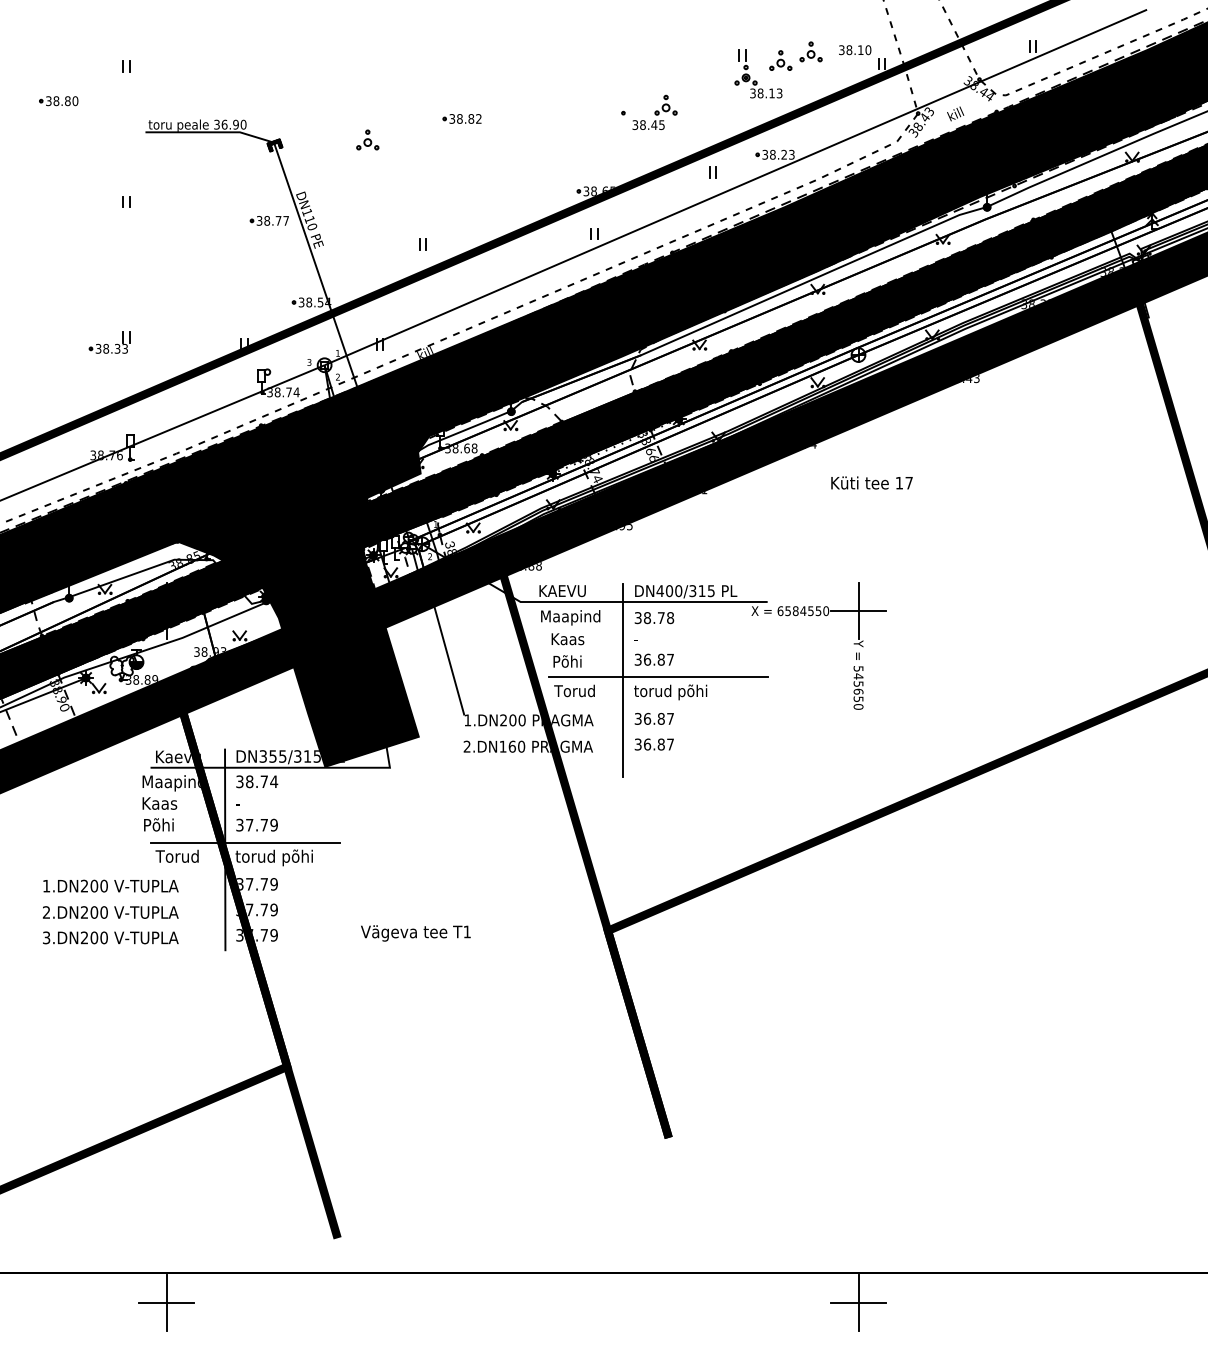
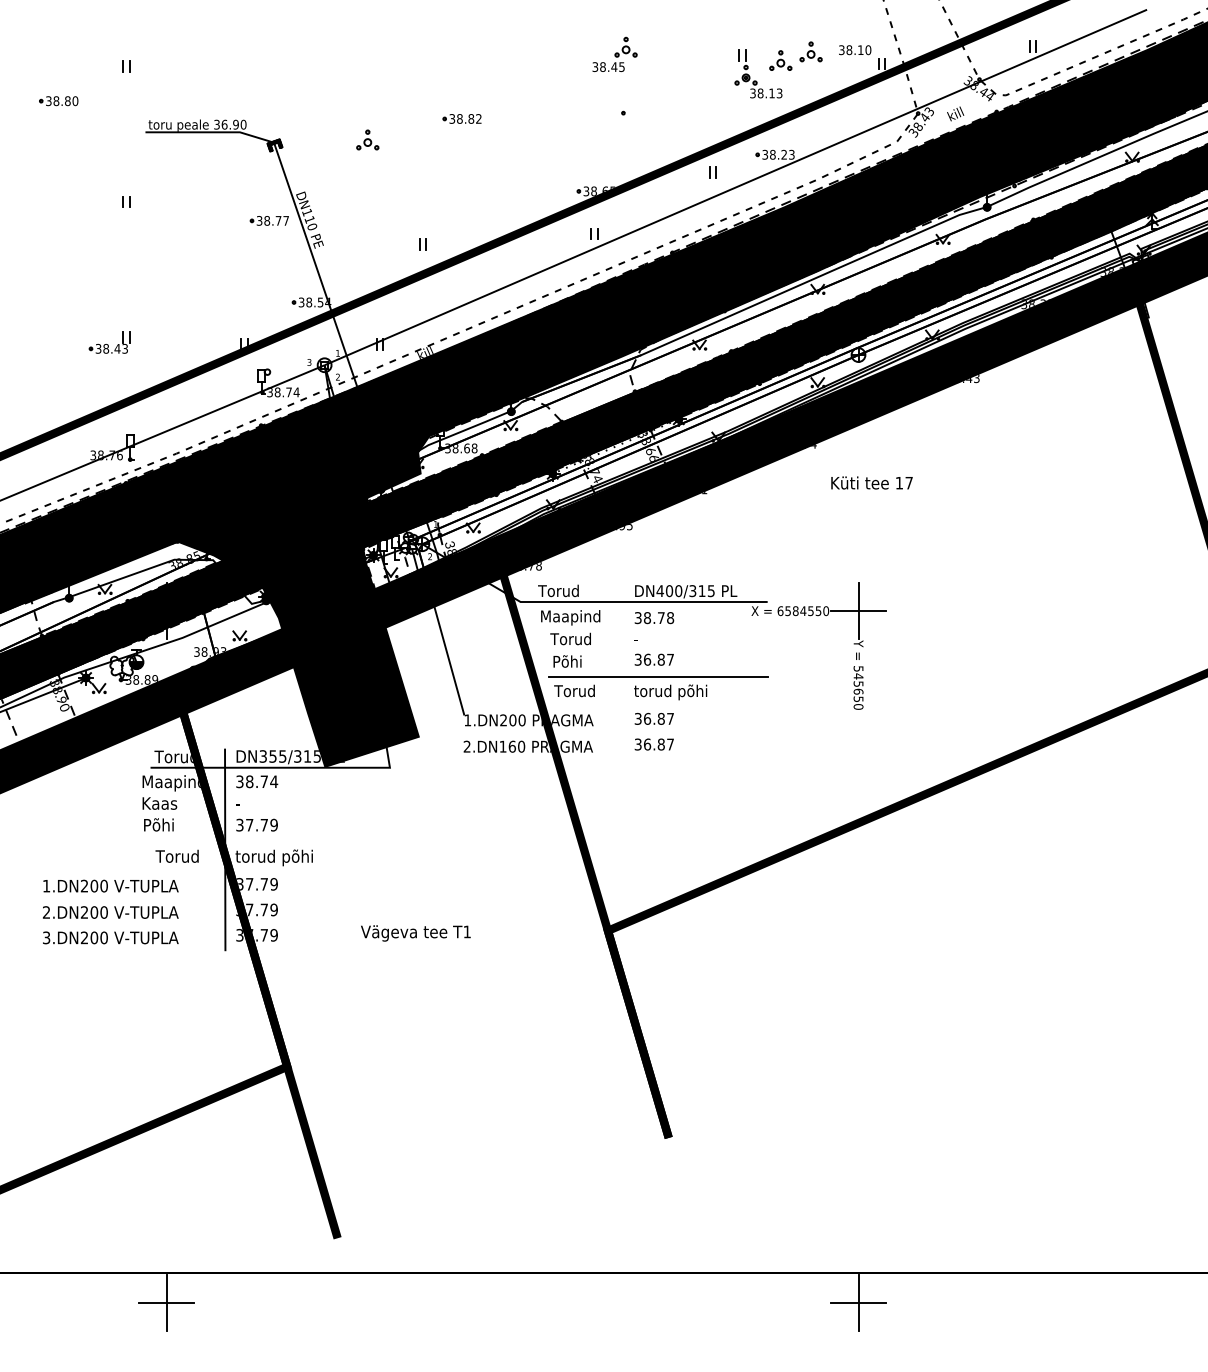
part position: (654, 112) -> (614, 54) (614, 54)
text: 38.33 -> 38.43 (117, 348)
text: 38.88 -> 38.78 (531, 567)
text: KAEVU -> Torud (561, 590)
text: Kaas -> Torud (570, 638)
line: present -> none (622, 680)
text: Kaevu -> Torud (177, 756)
line: present -> none (245, 842)
